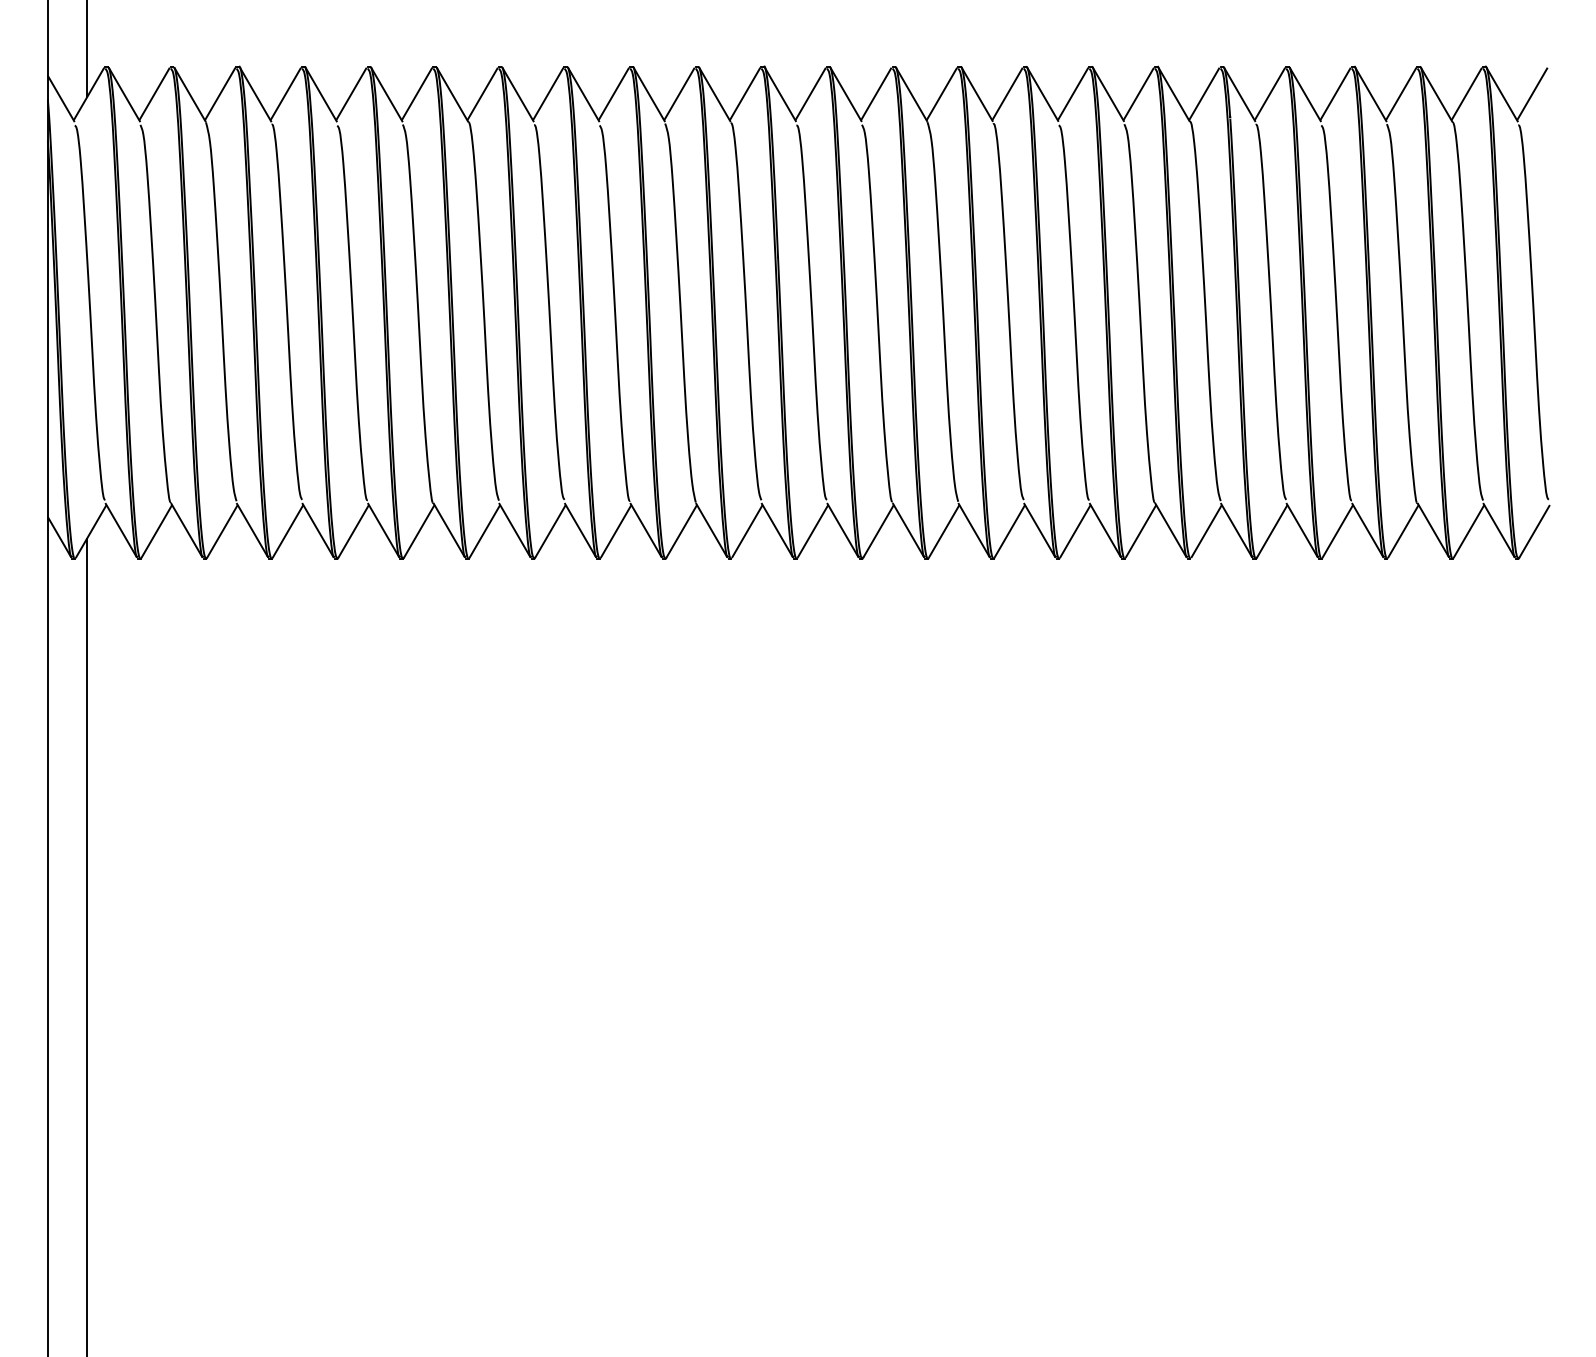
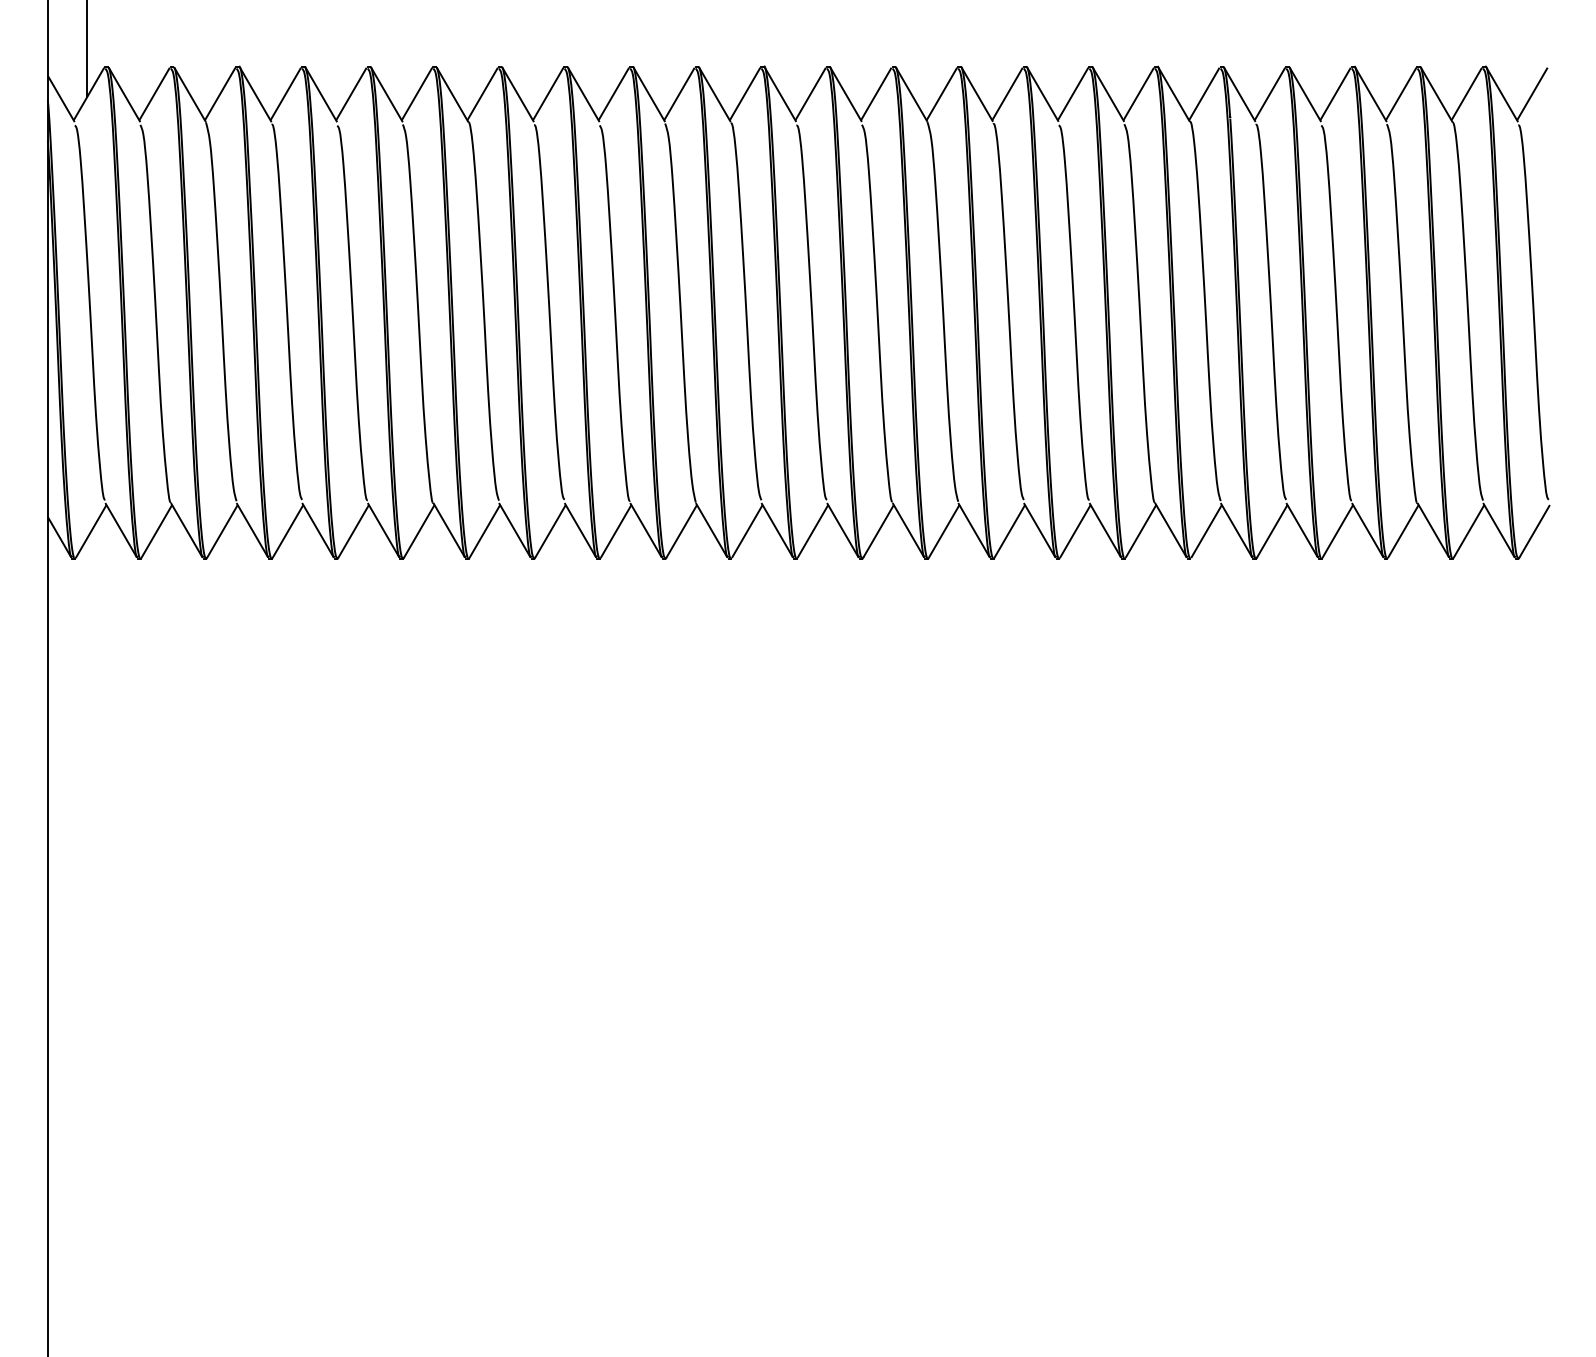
line: present -> none (87, 945)
